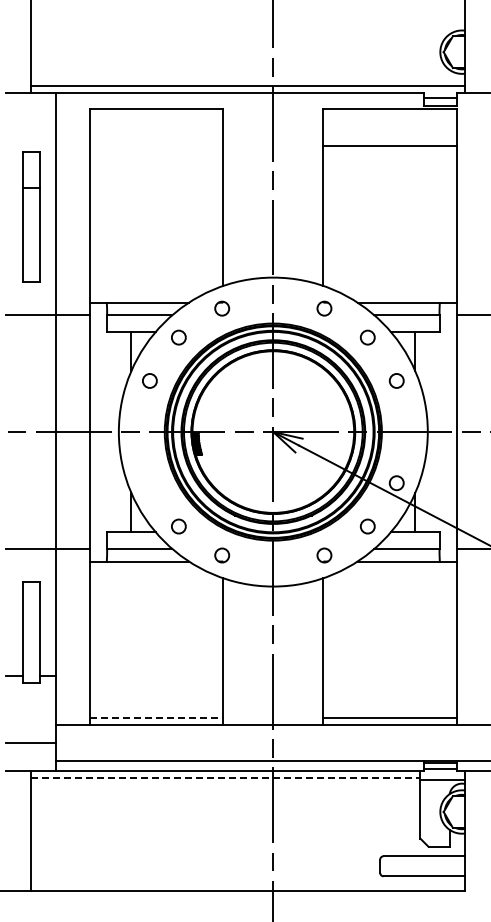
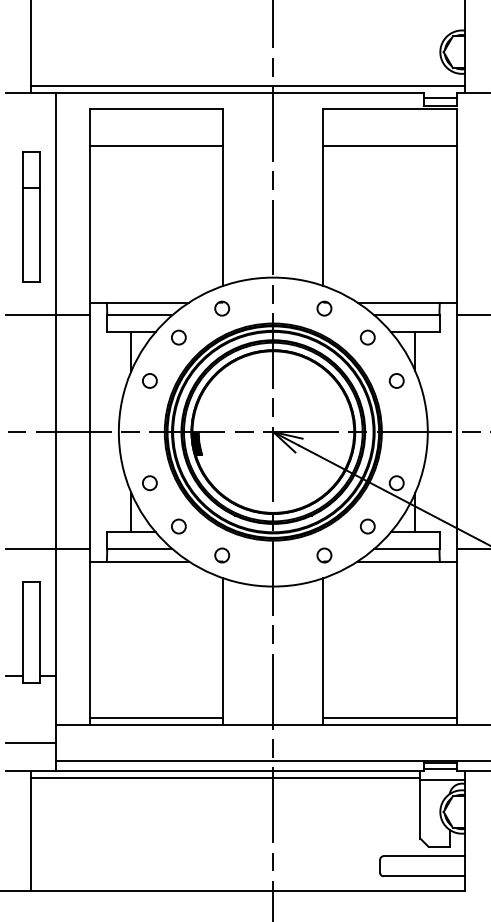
line: none -> present (156, 145)
circle: none -> present (149, 483)
line: dashed -> solid (156, 718)
line: dashed -> solid (225, 777)
